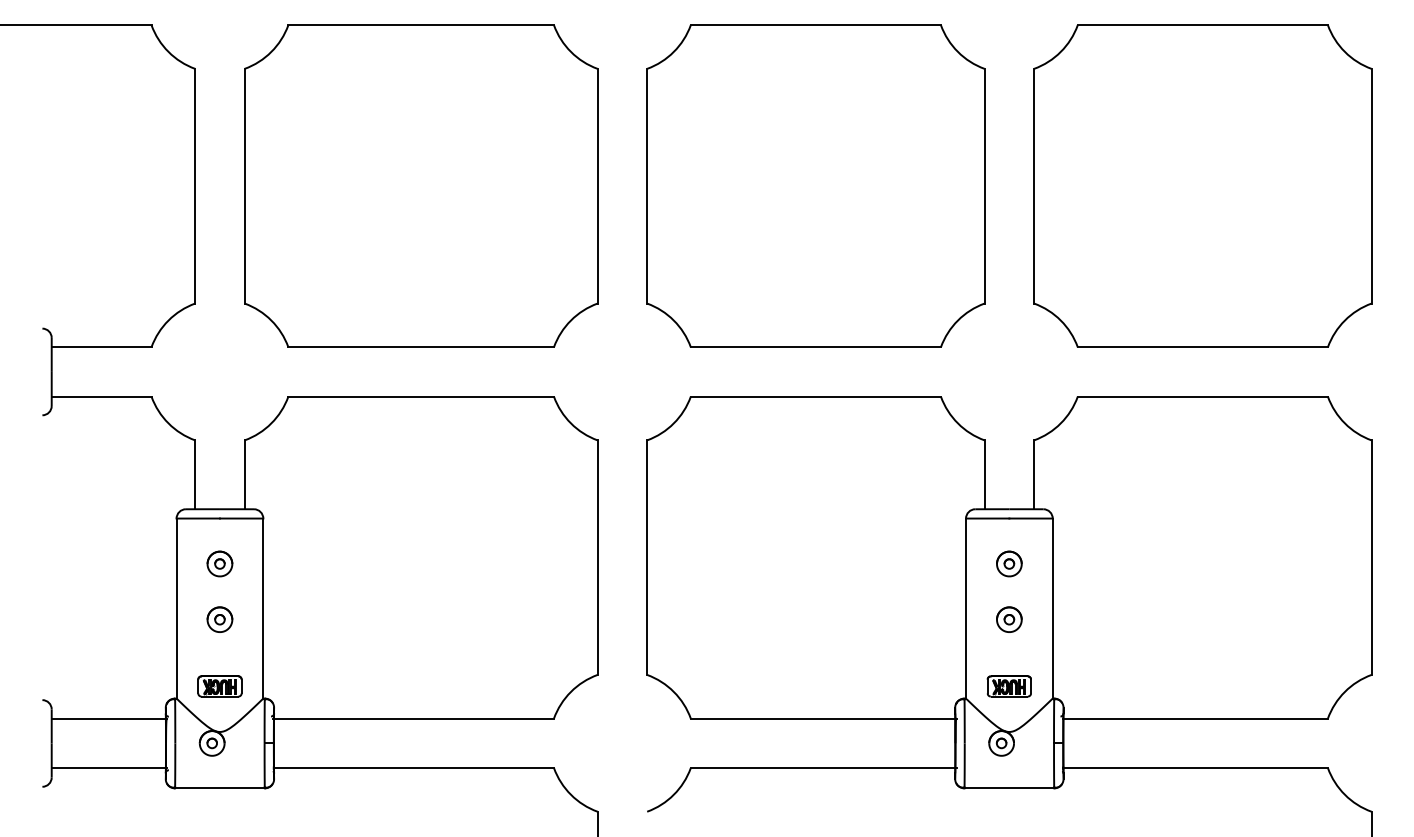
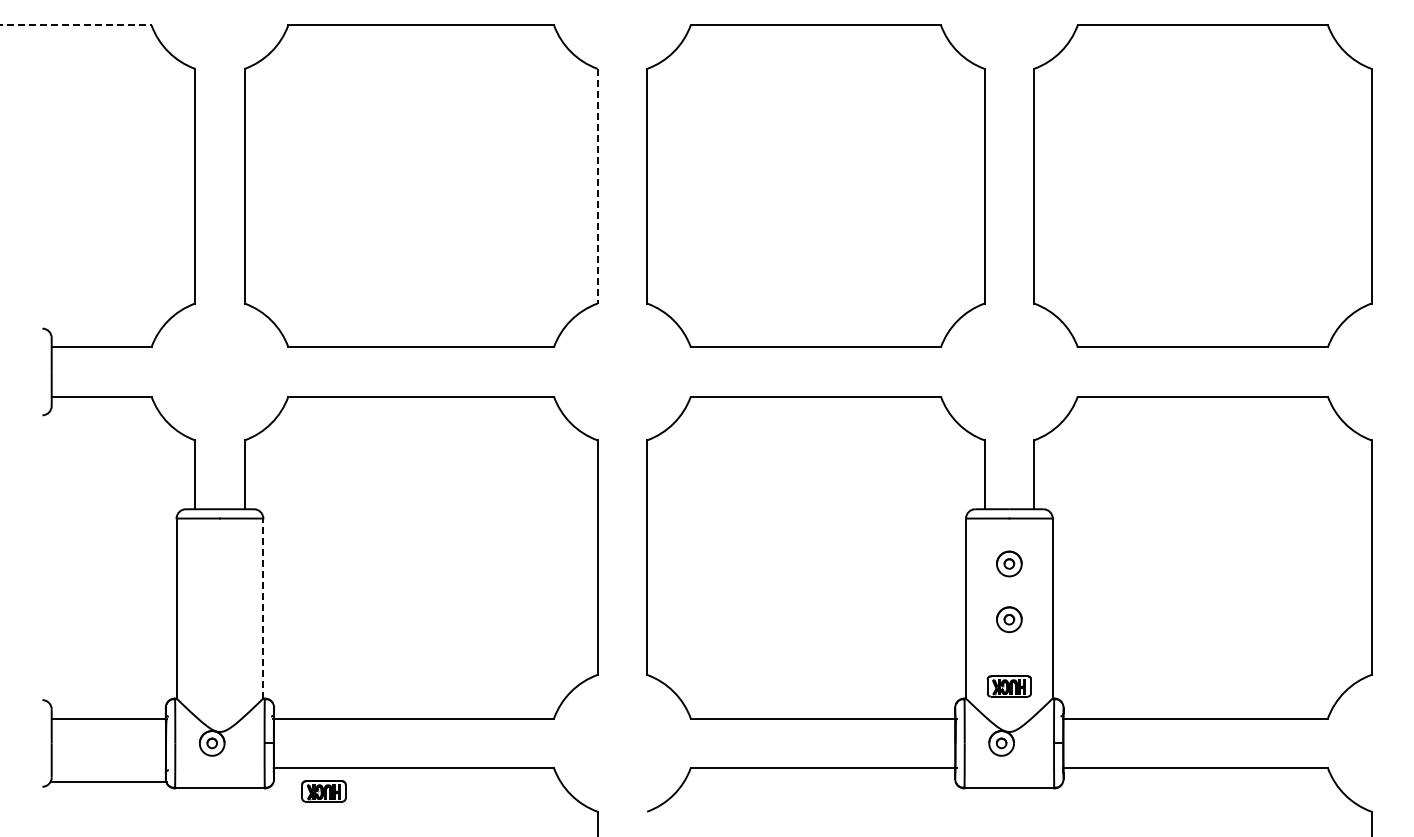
line: solid -> dashed (76, 25)
line: solid -> dashed (597, 186)
part: present -> none (219, 563)
line: solid -> dashed (263, 608)
part: present -> none (219, 619)
part position: (219, 686) -> (323, 791) (323, 791)
line position: (109, 768) -> (109, 782) (109, 782)
